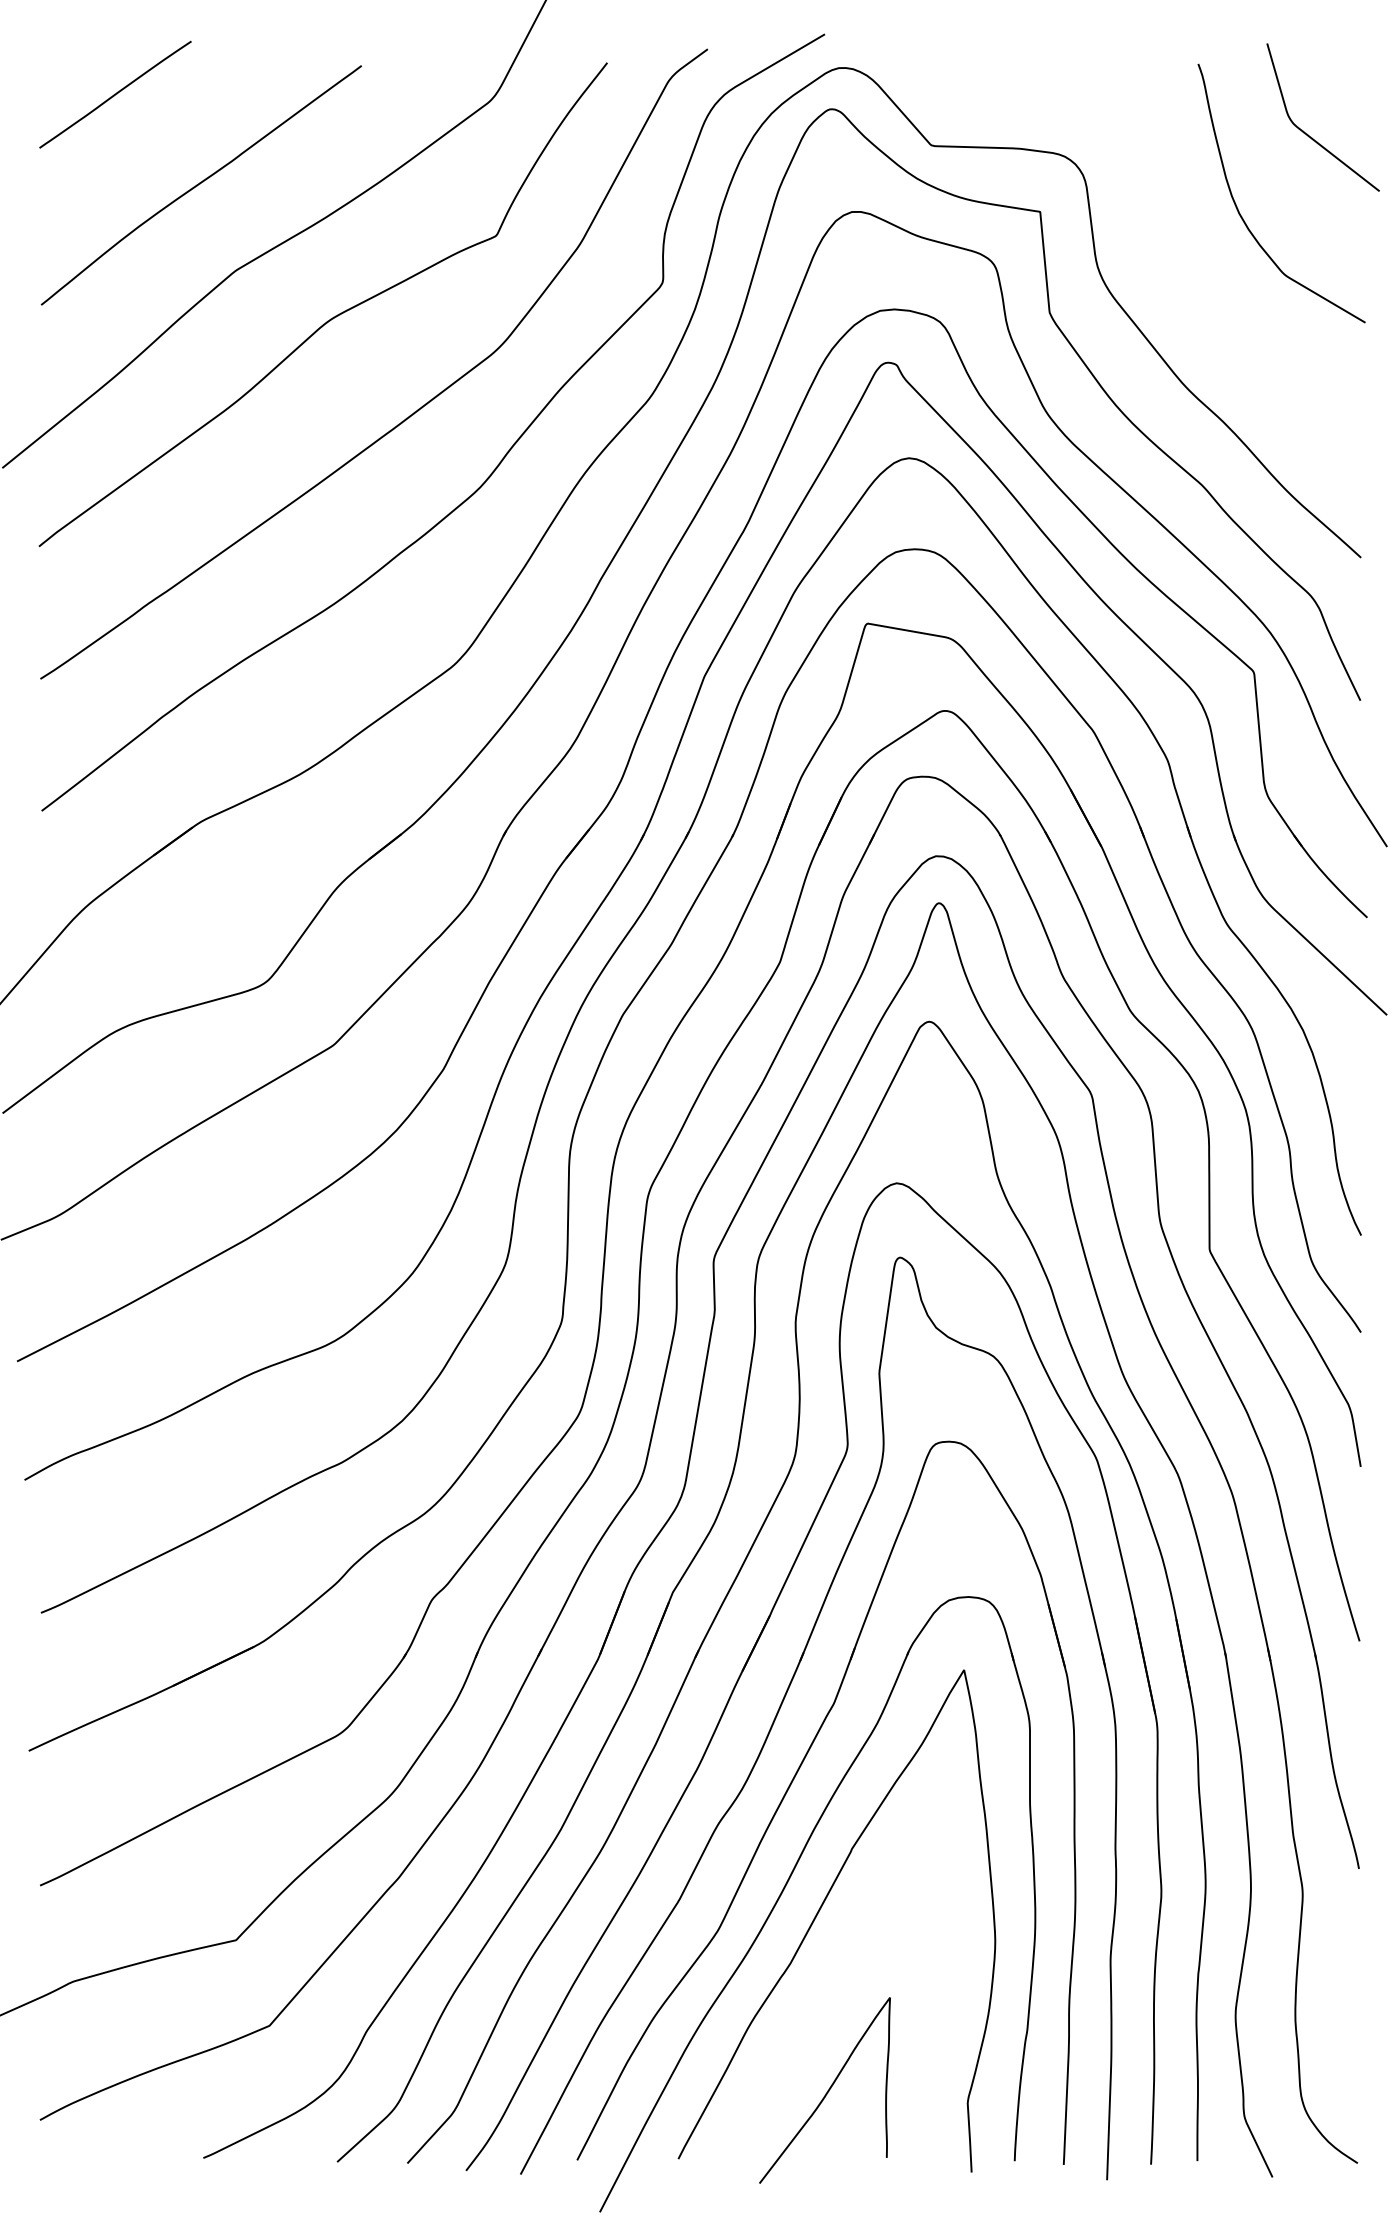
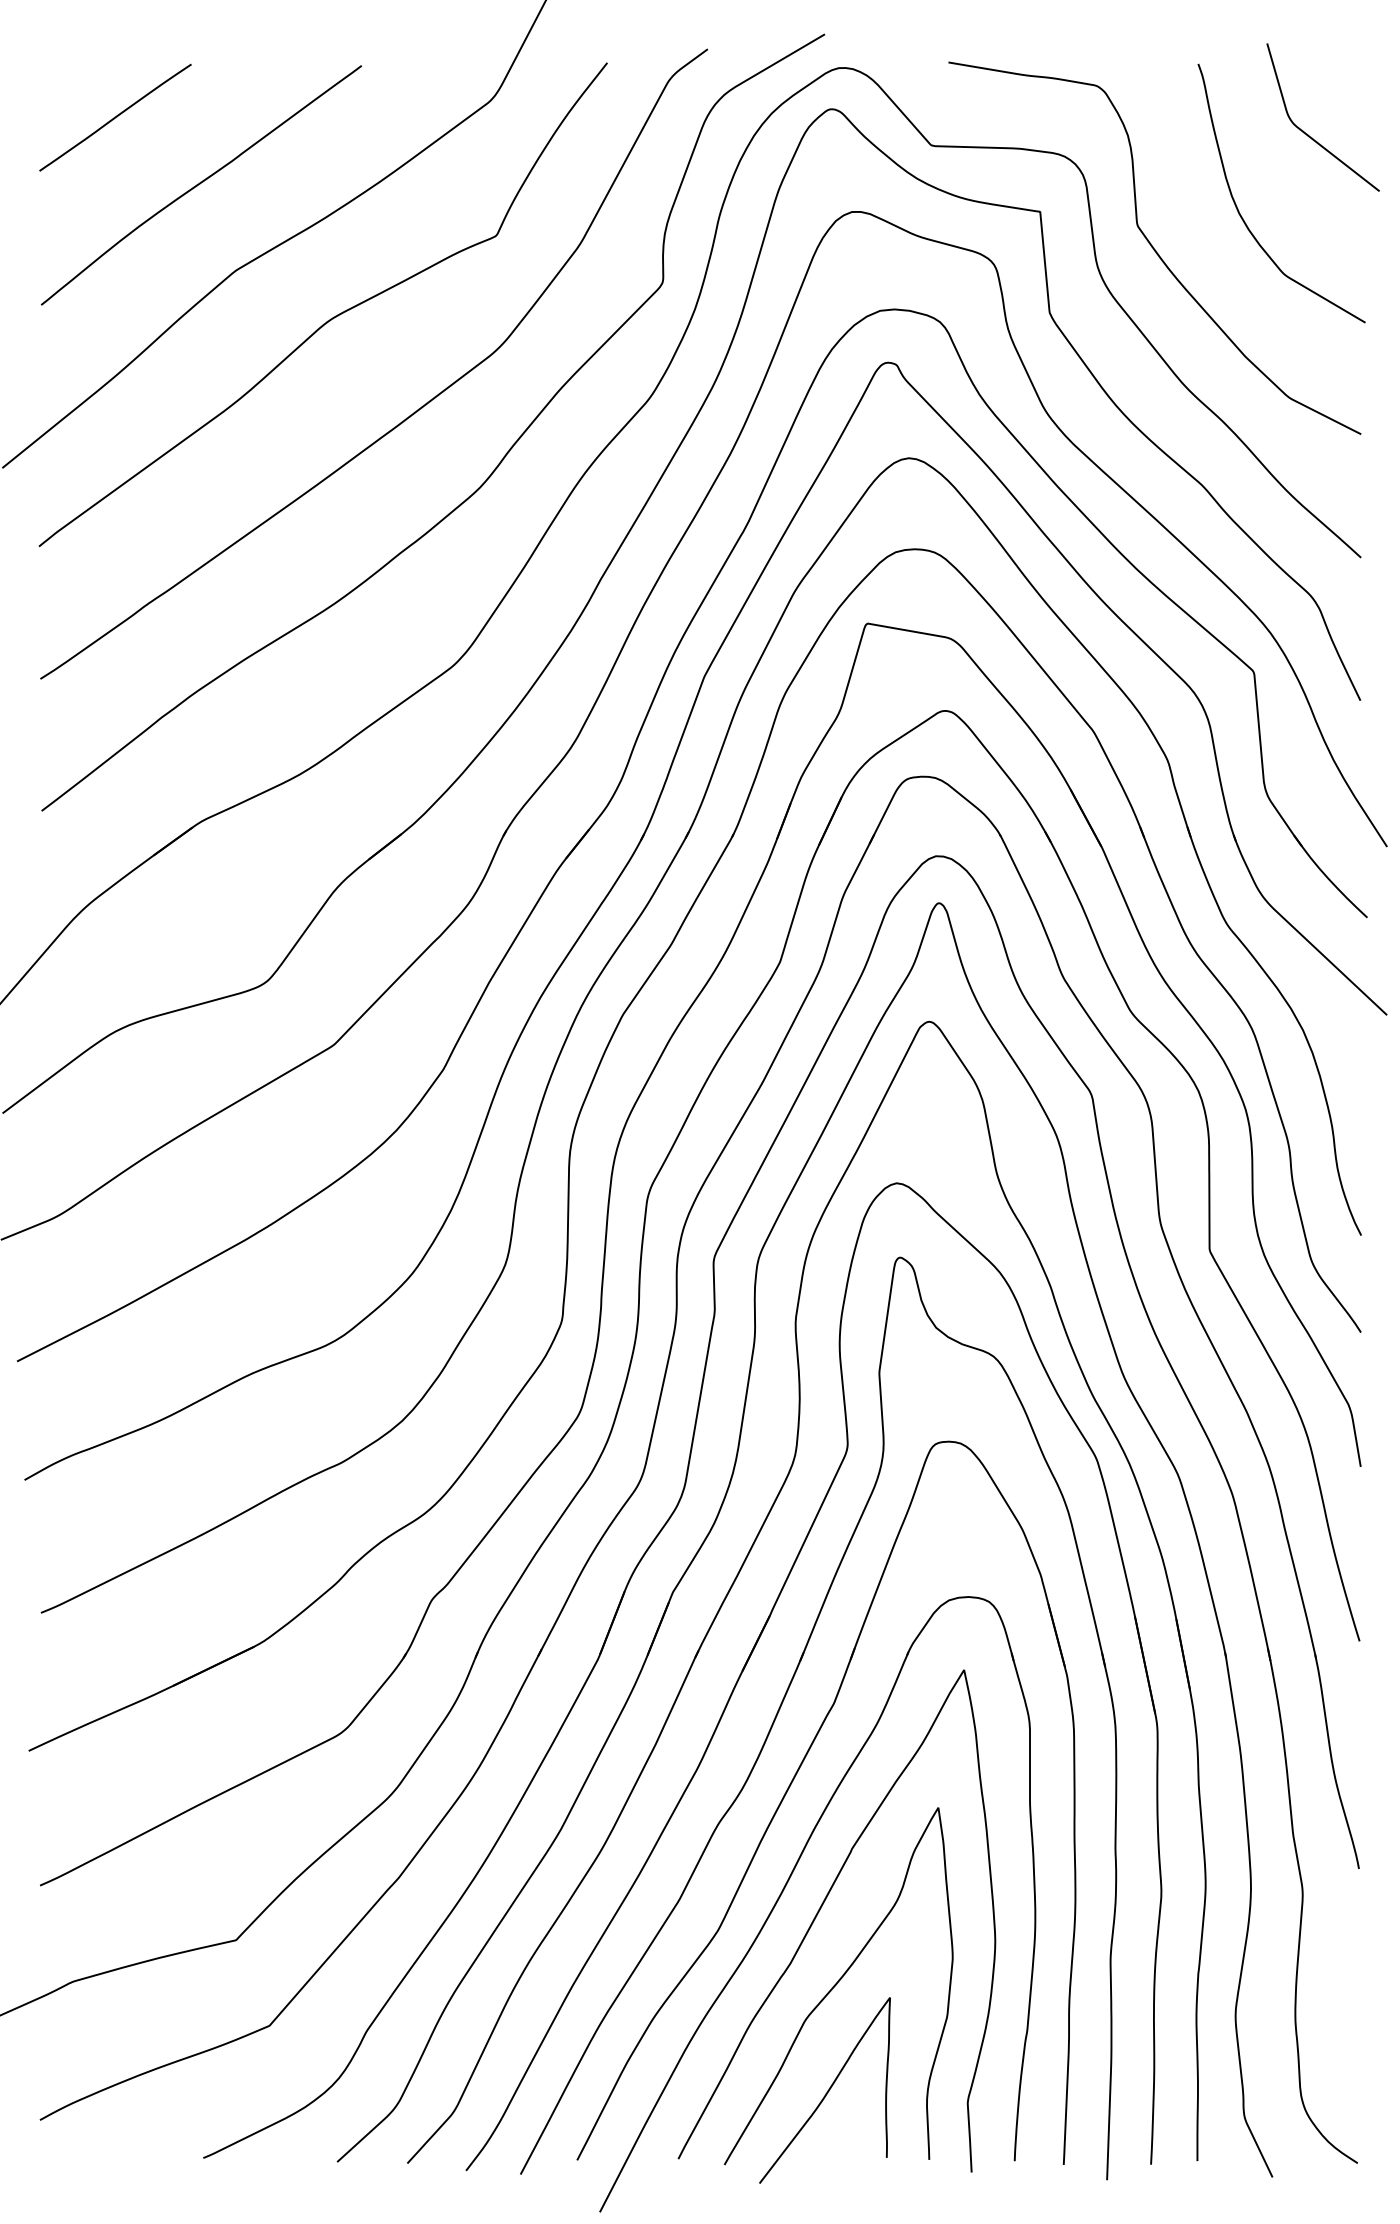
line position: (115, 94) -> (115, 117) (115, 117)
curve: none -> present (1153, 247)
curve: none -> present (837, 1984)
